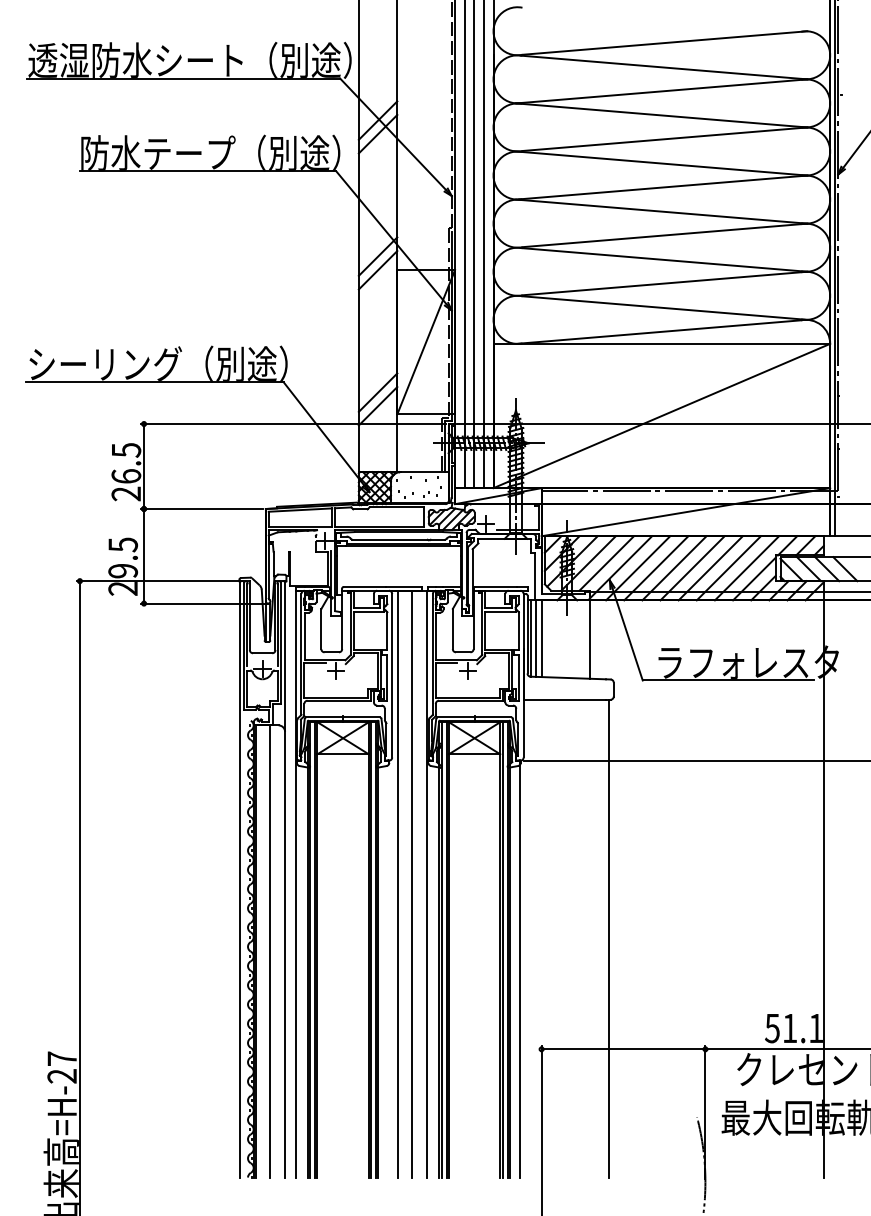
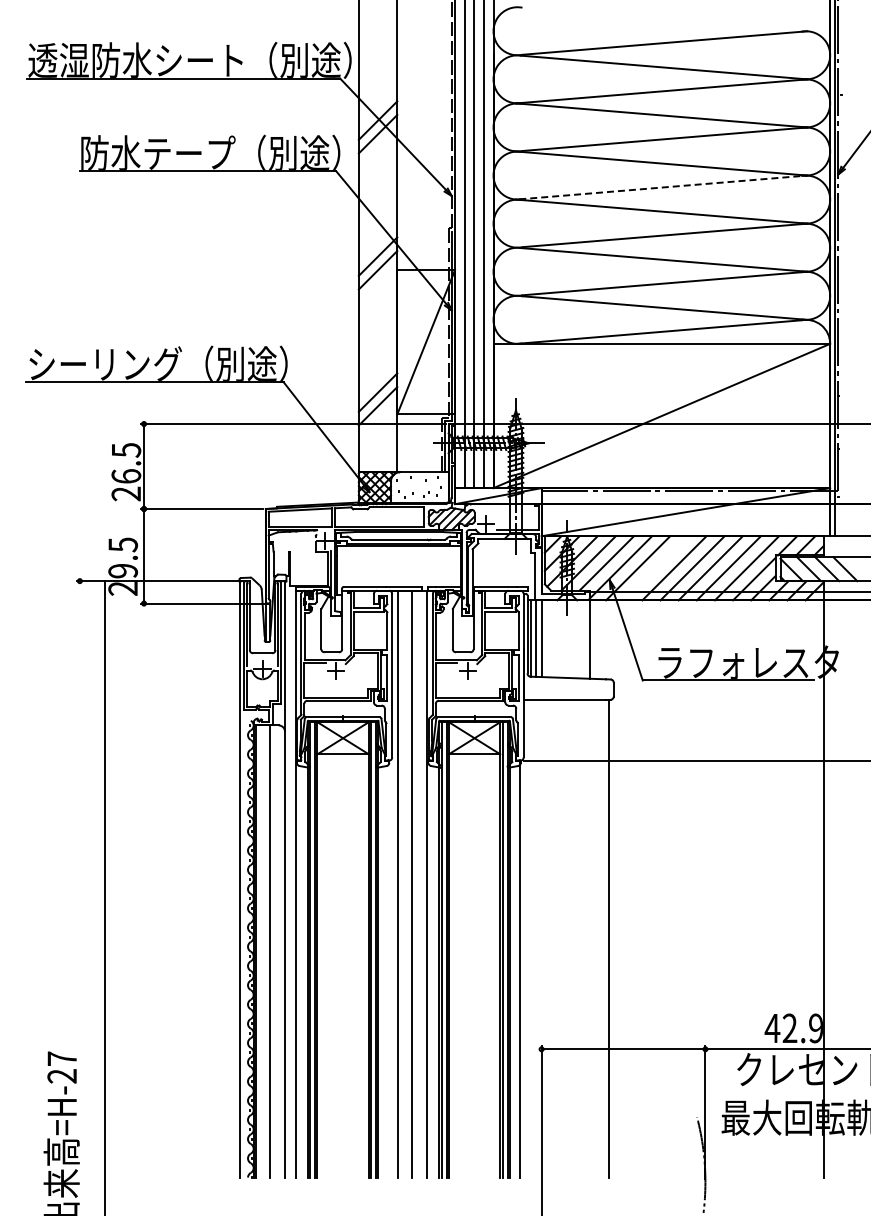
line: solid -> dashed (663, 187)
line: present -> none (656, 568)
line position: (79, 896) -> (104, 896) (104, 896)
text: 51.1 -> 42.9 (793, 1028)
